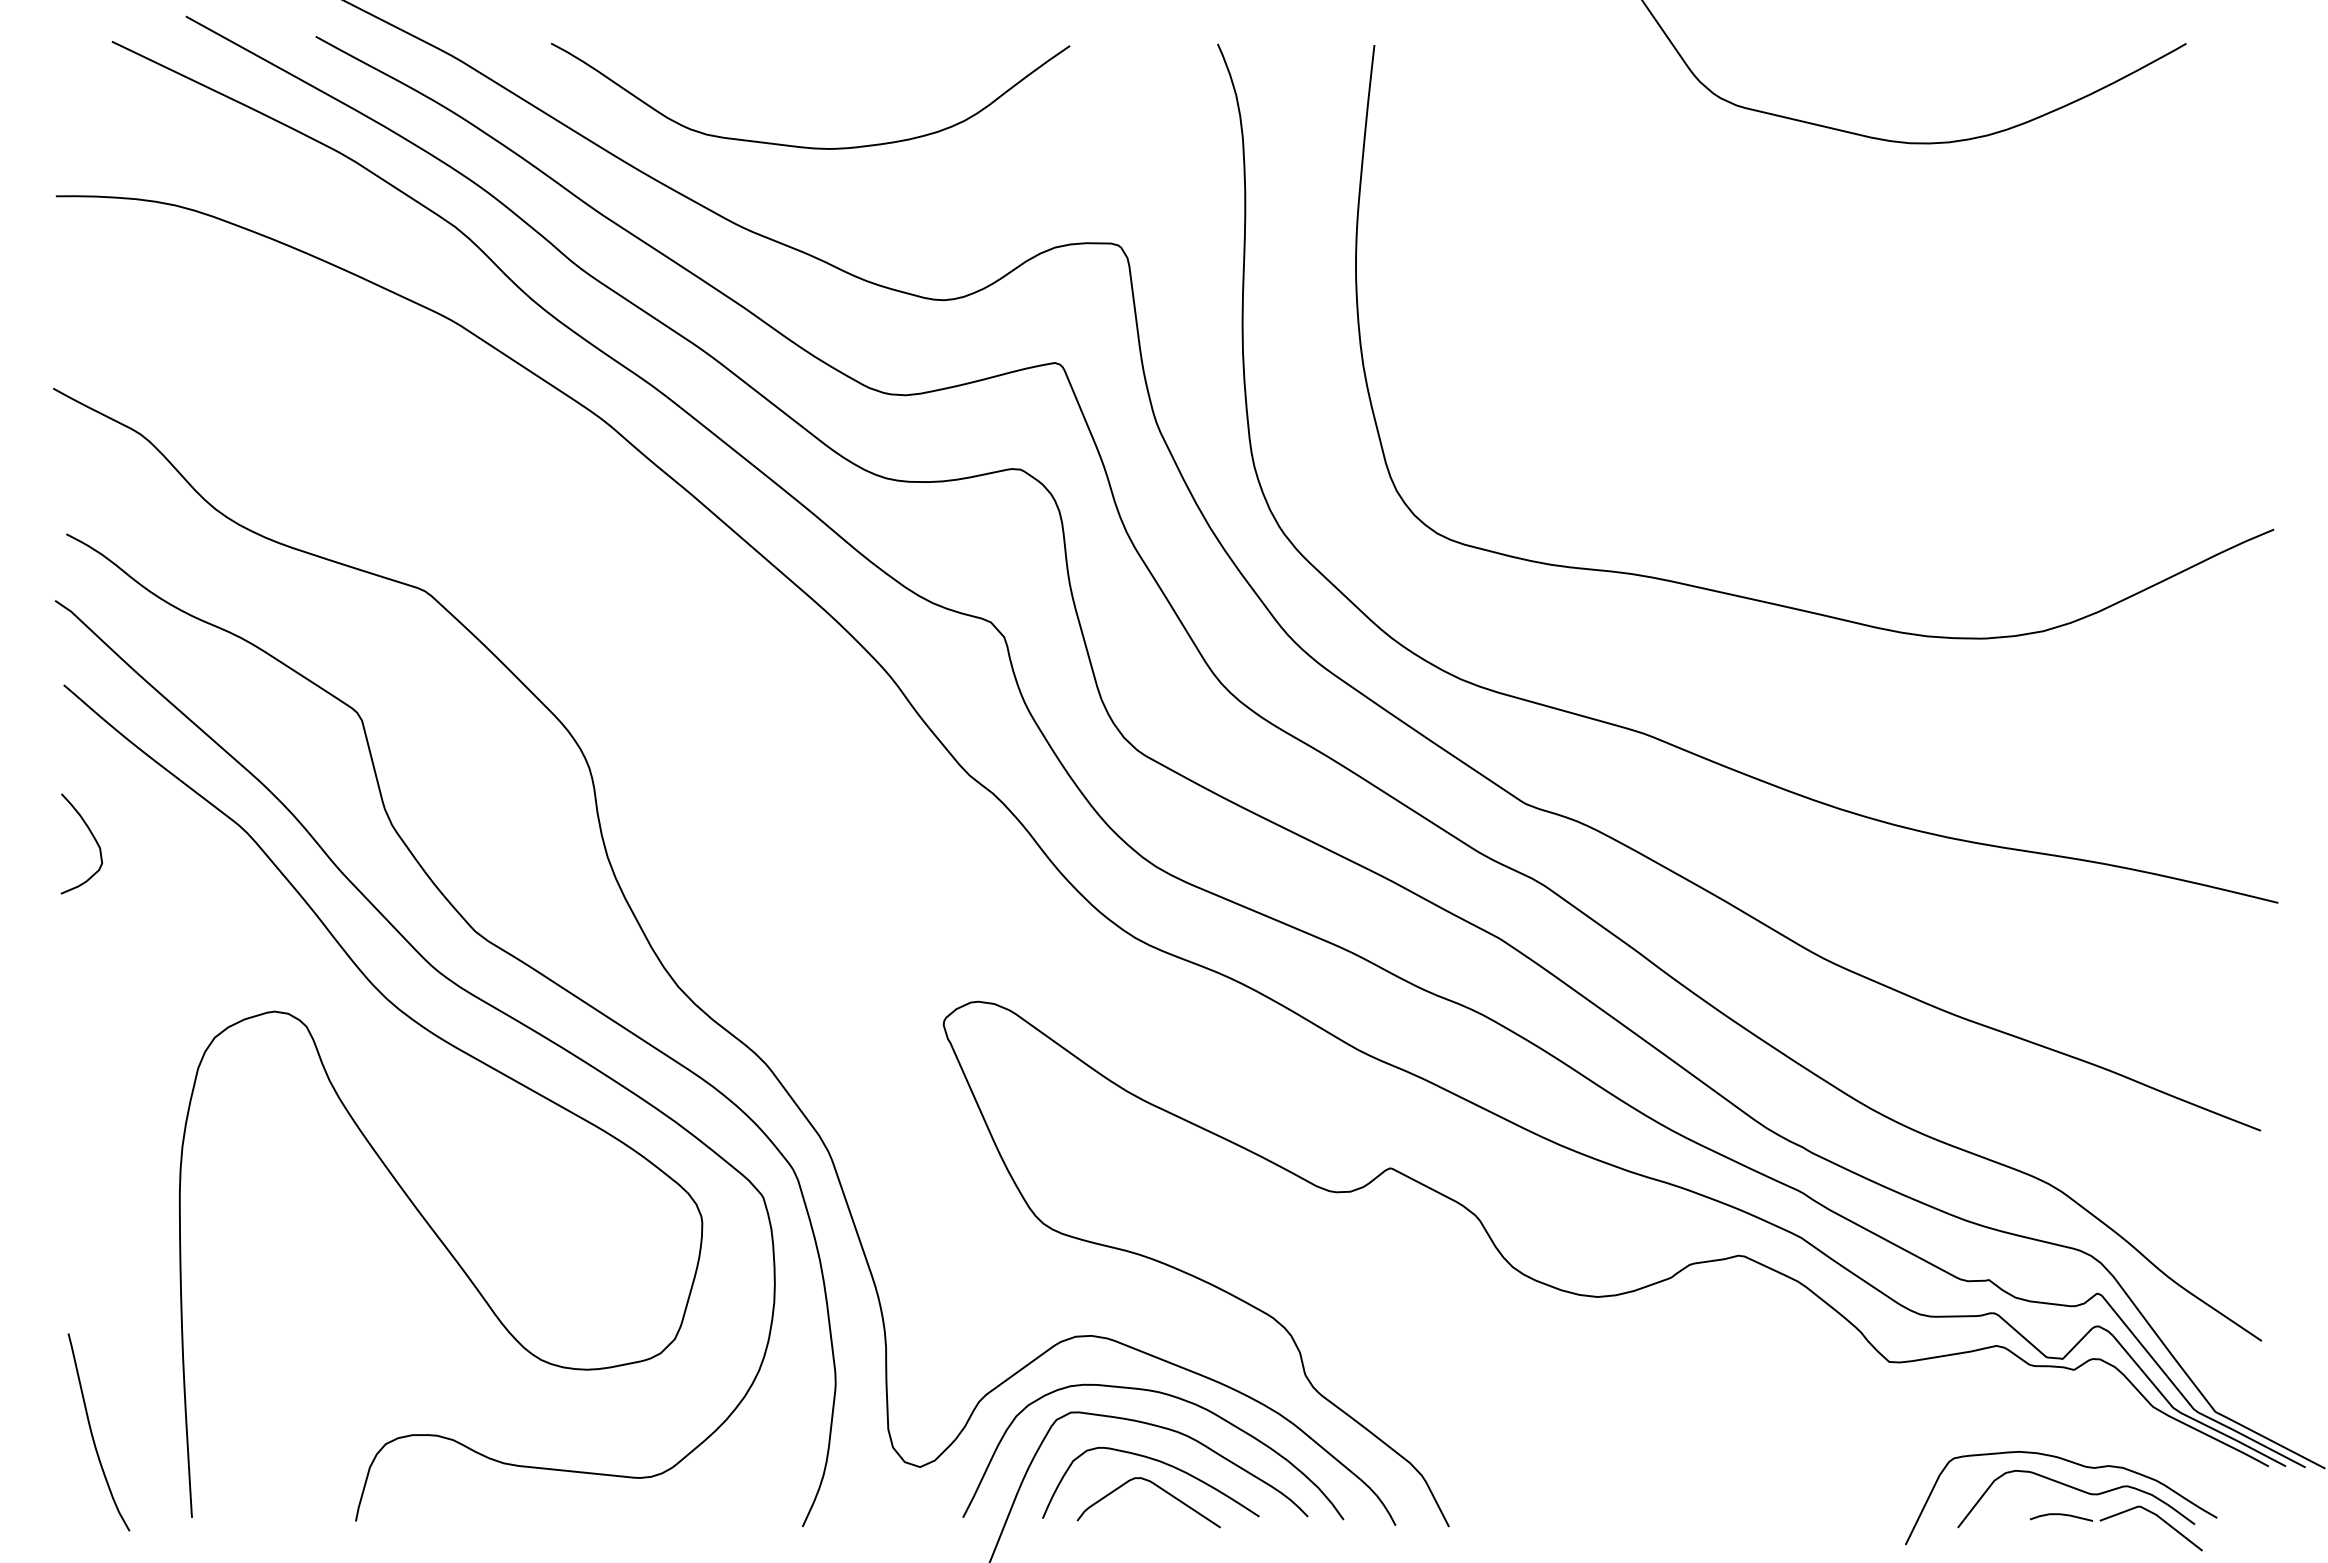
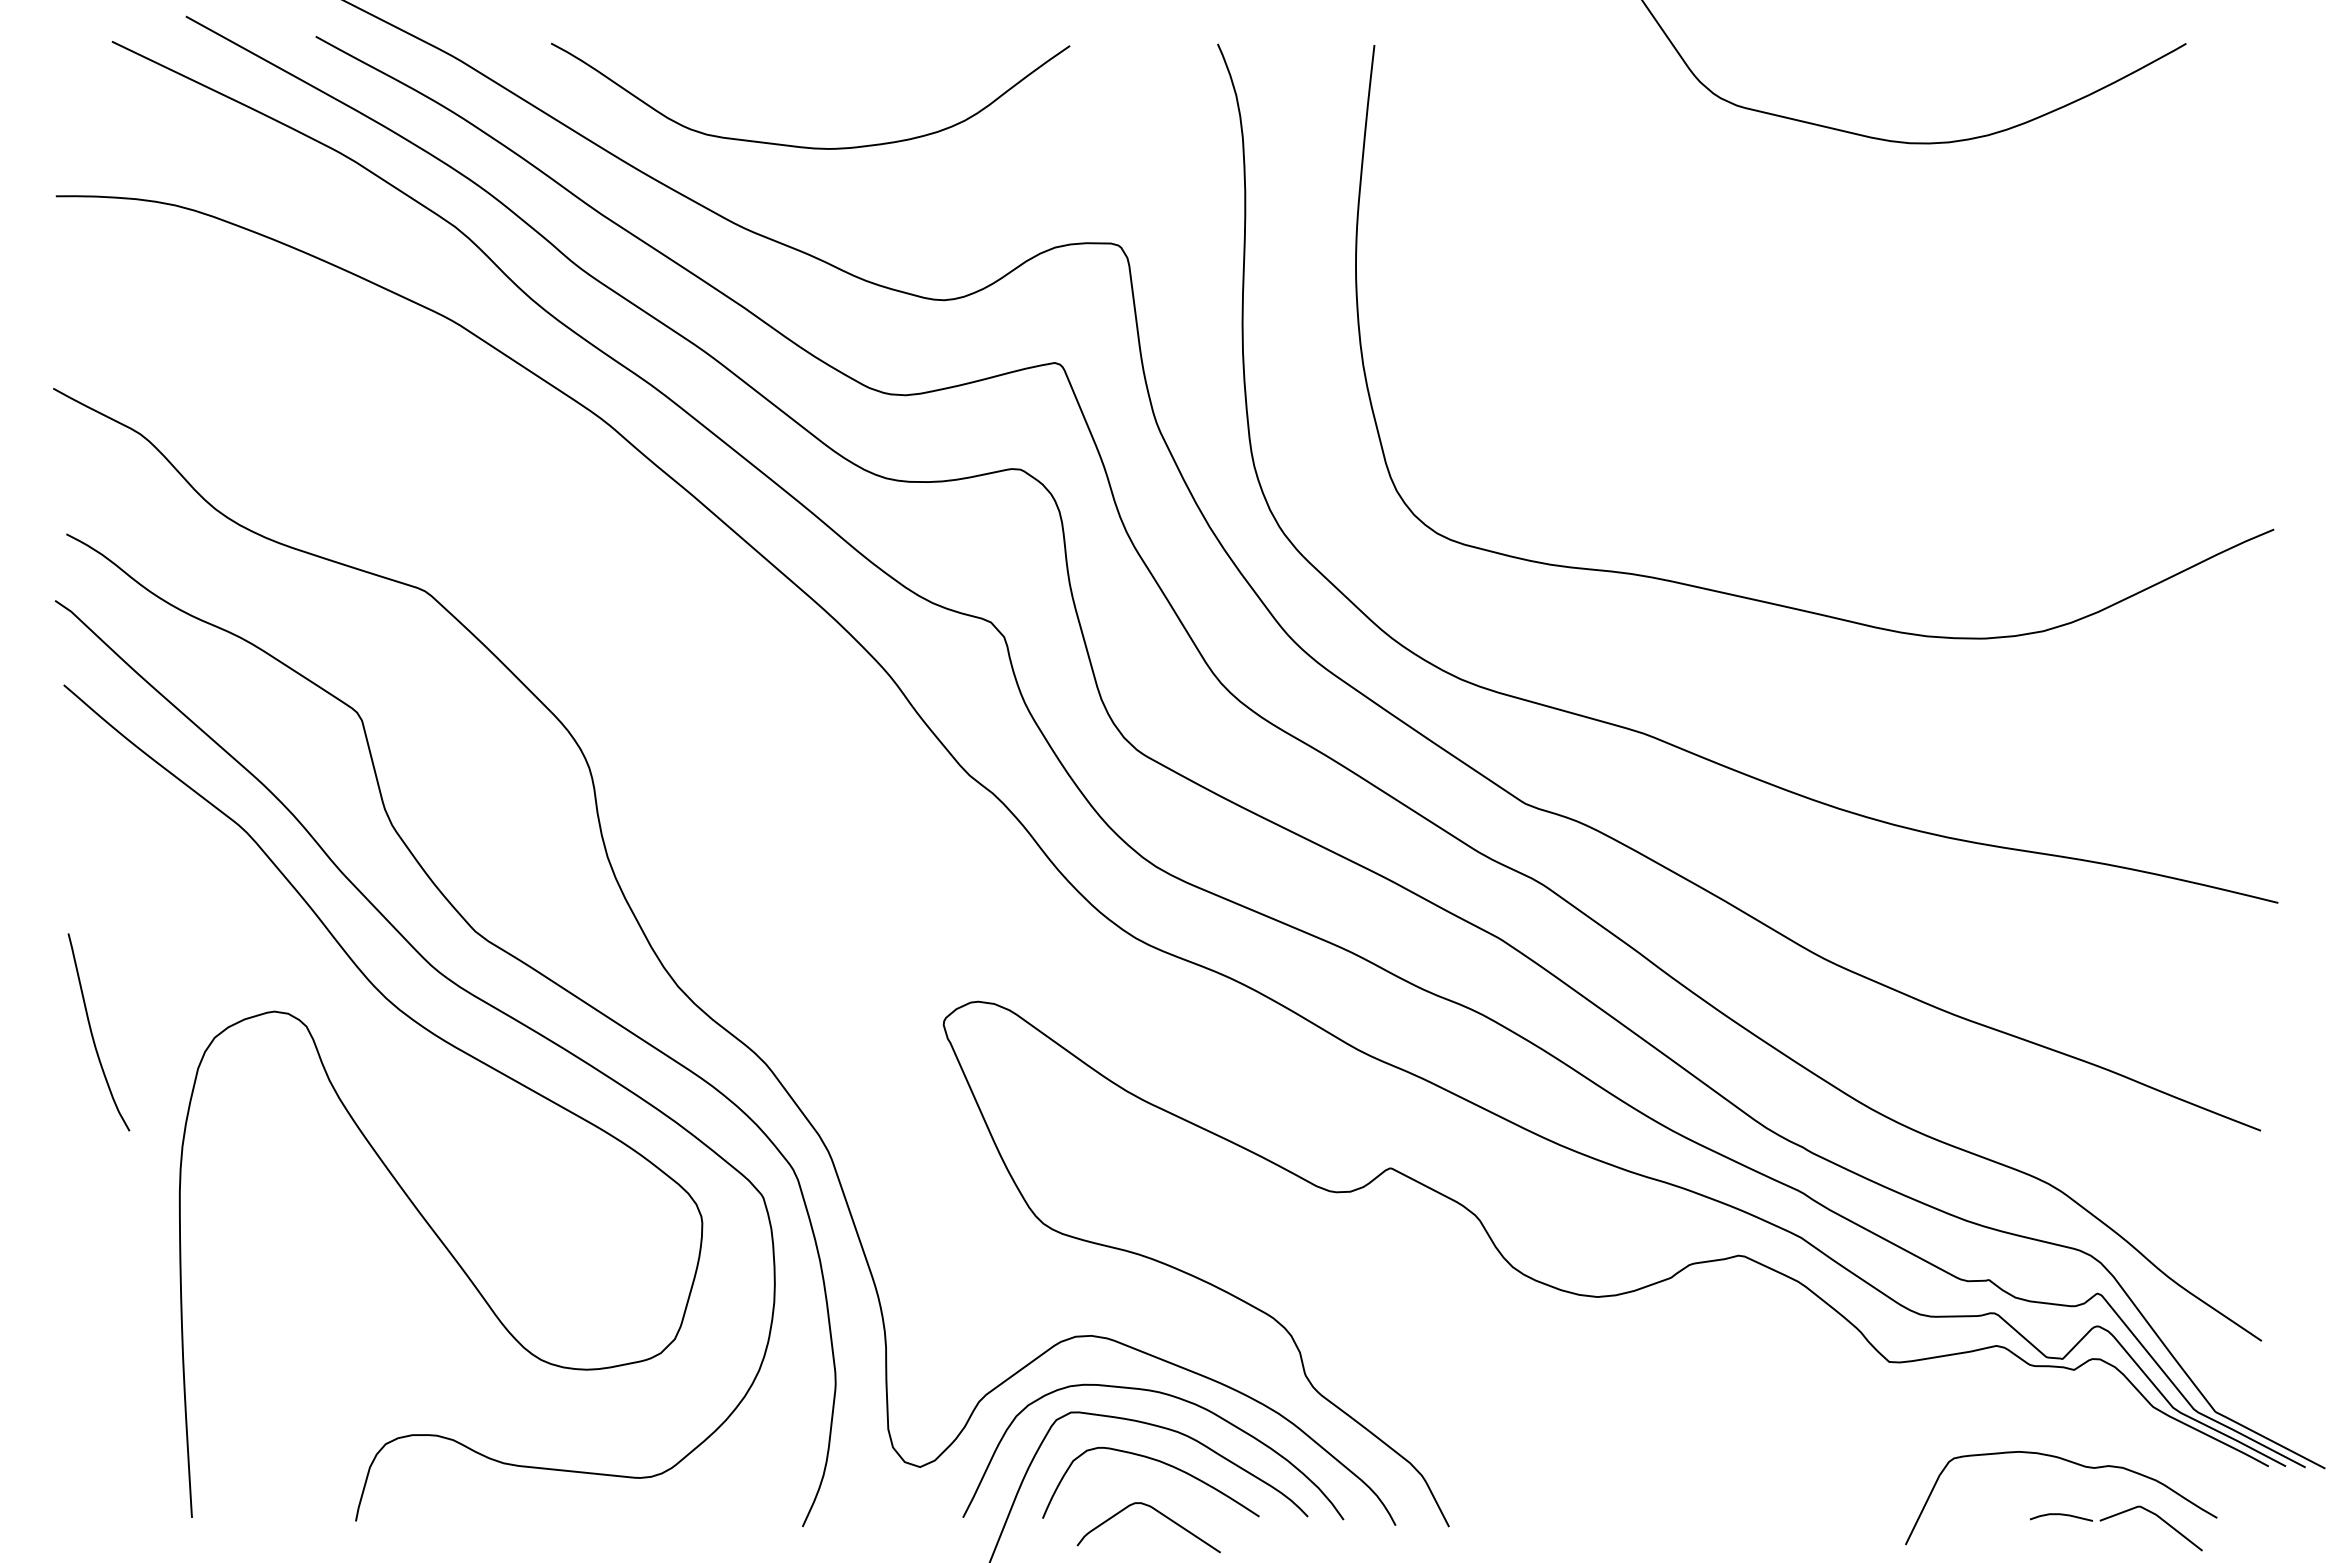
curve: present -> none (93, 838)
curve position: (93, 1435) -> (93, 1035) (93, 1035)
curve position: (1157, 1487) -> (1157, 1512) (1157, 1512)
curve: present -> none (2077, 1490)
